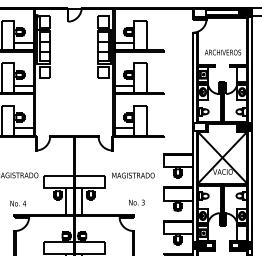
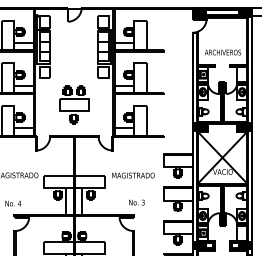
hatch: none -> present (200, 12)
part: none -> present (74, 104)
hatch: none -> present (200, 126)
text position: (18, 203) -> (13, 203) (13, 203)
